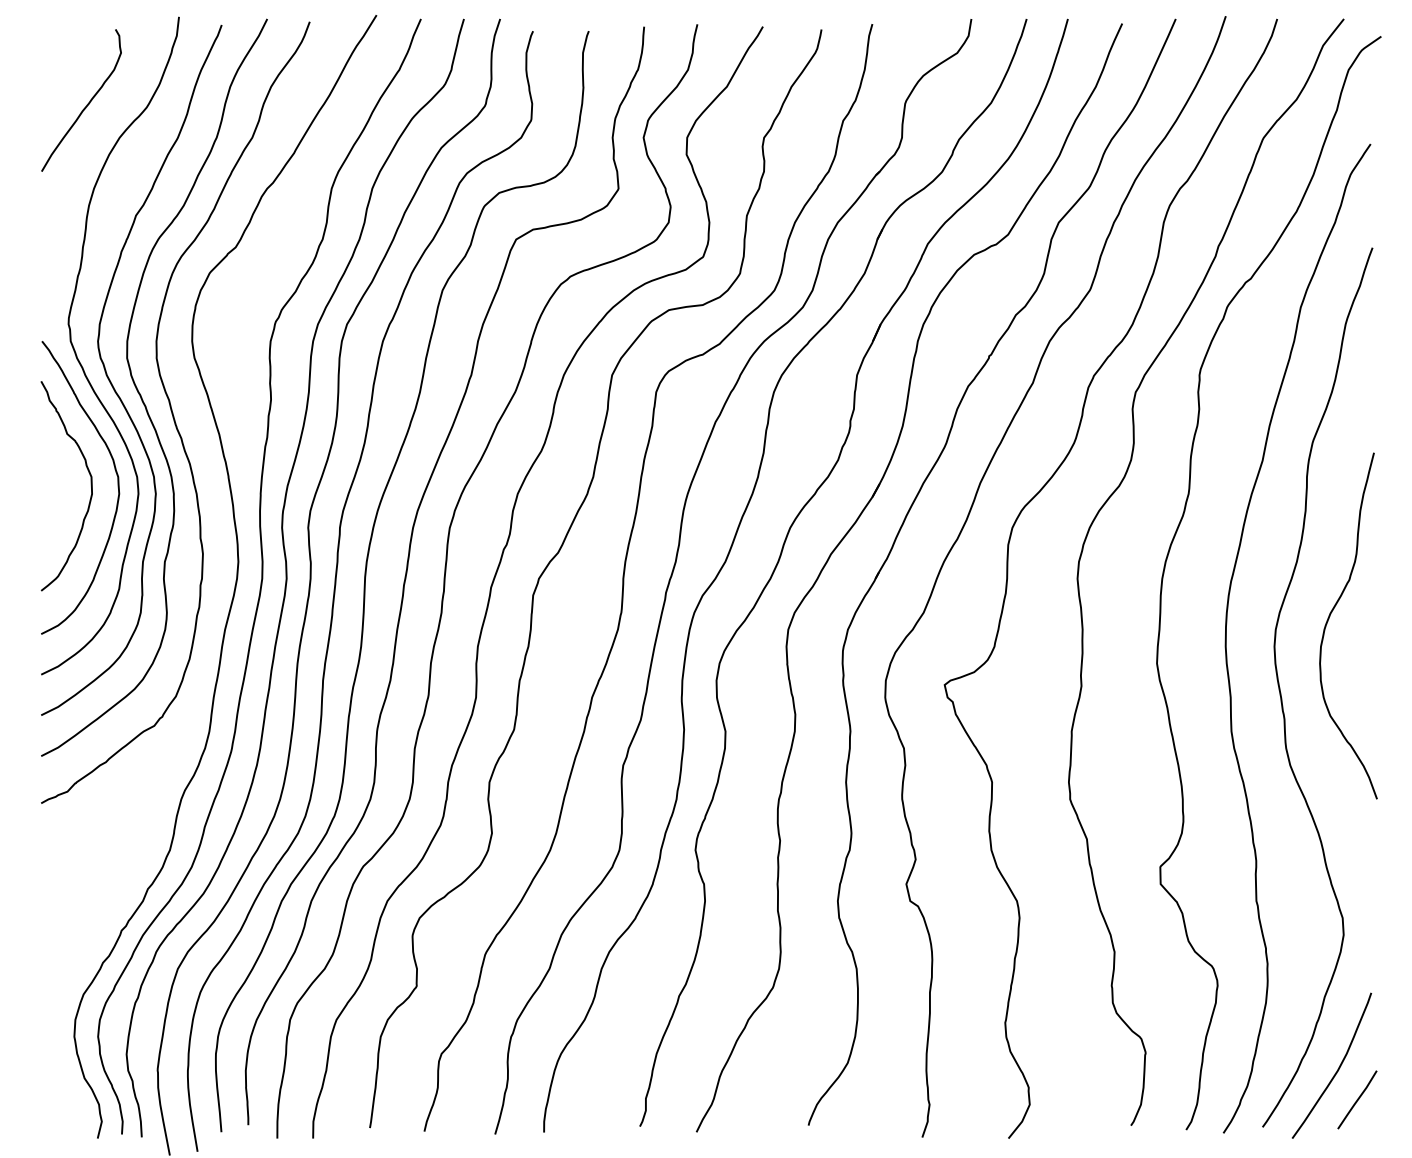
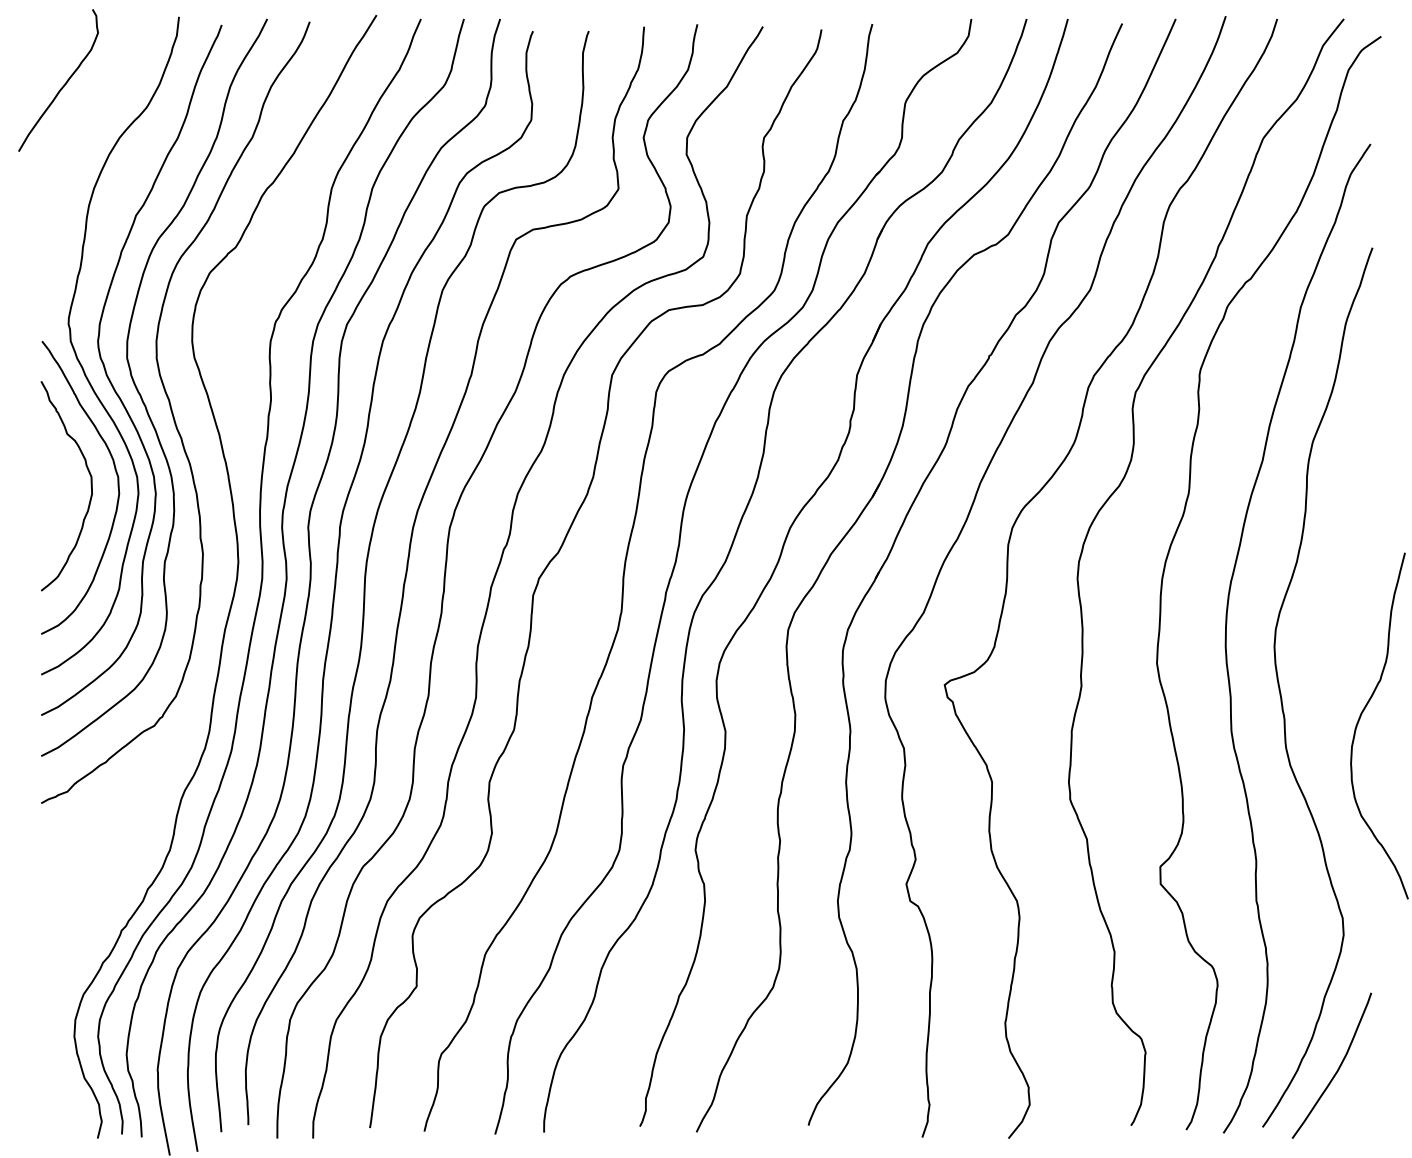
curve position: (86, 104) -> (63, 84) (63, 84)
curve position: (1329, 619) -> (1360, 719) (1360, 719)
line: present -> none (1357, 1099)
